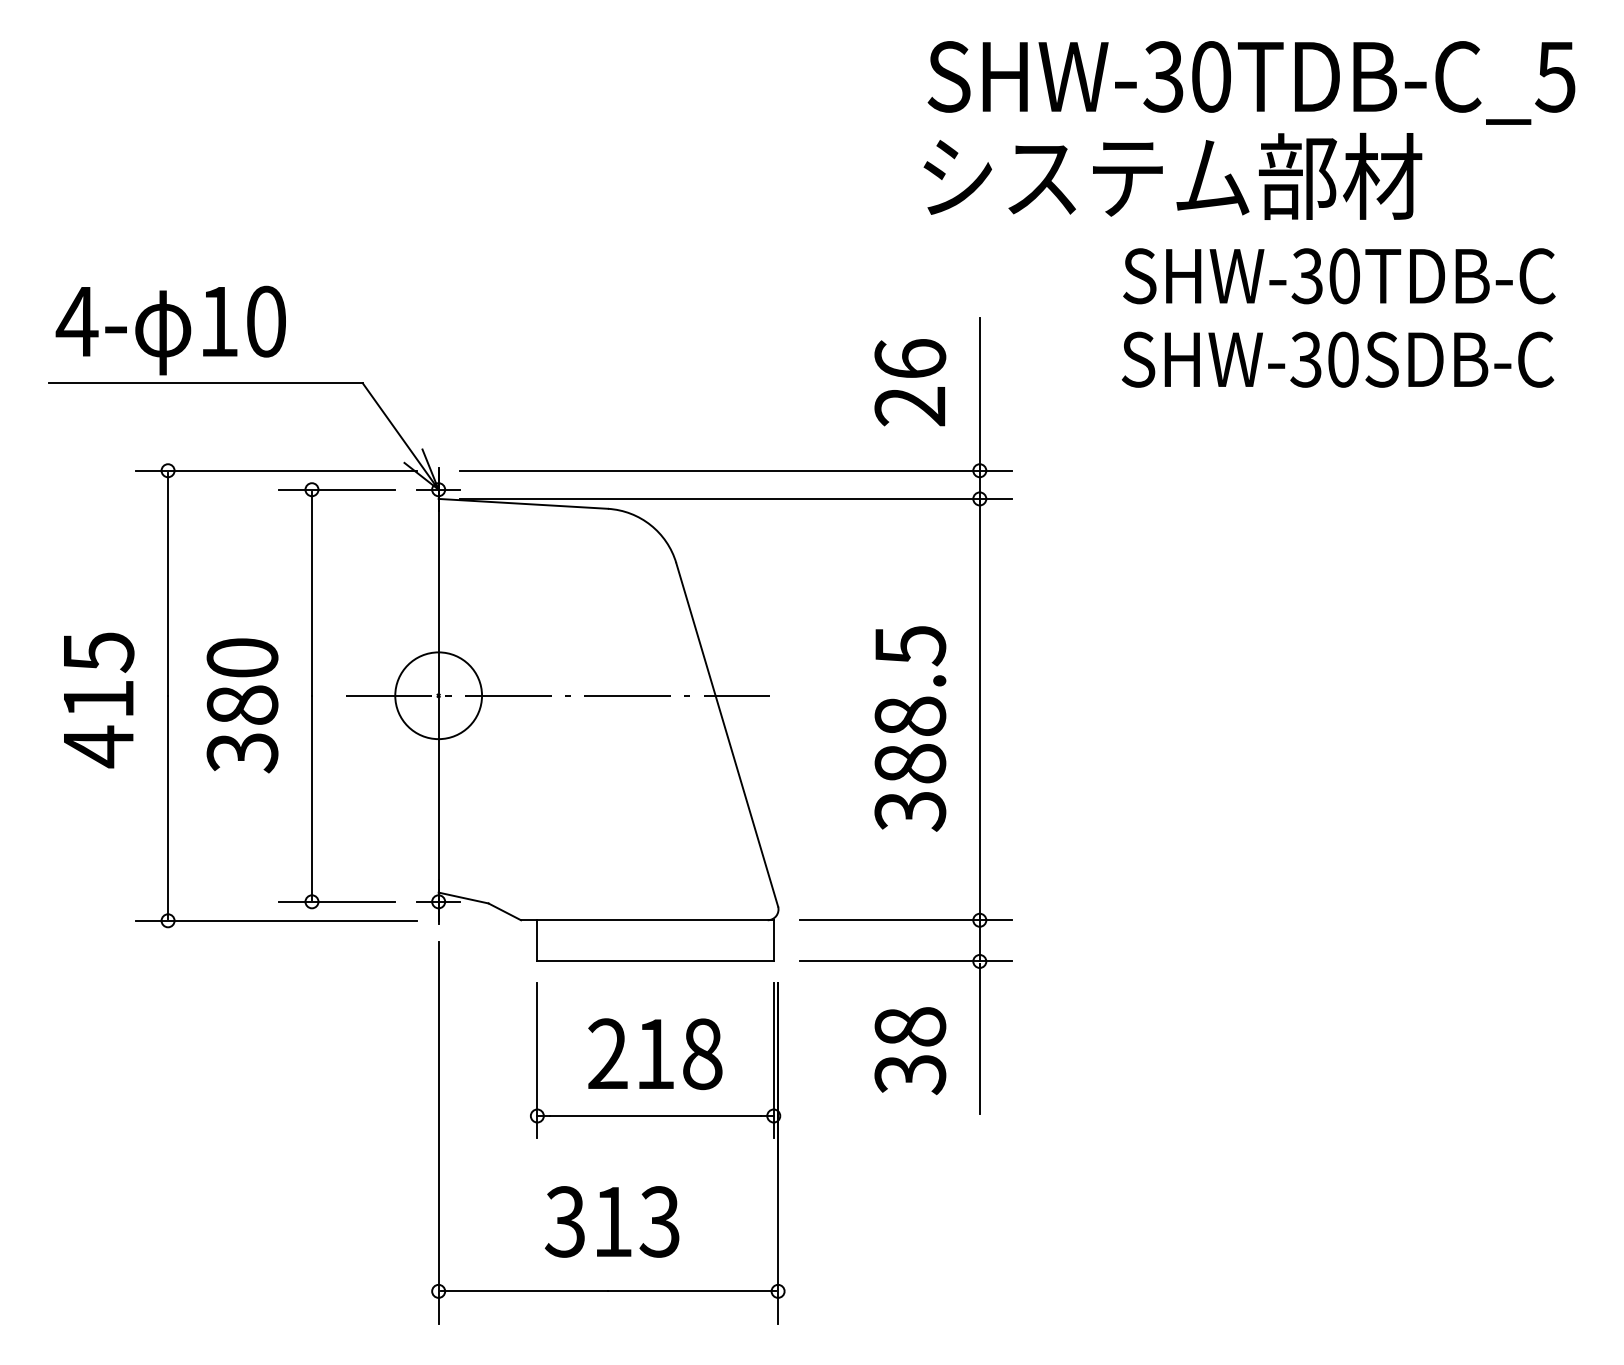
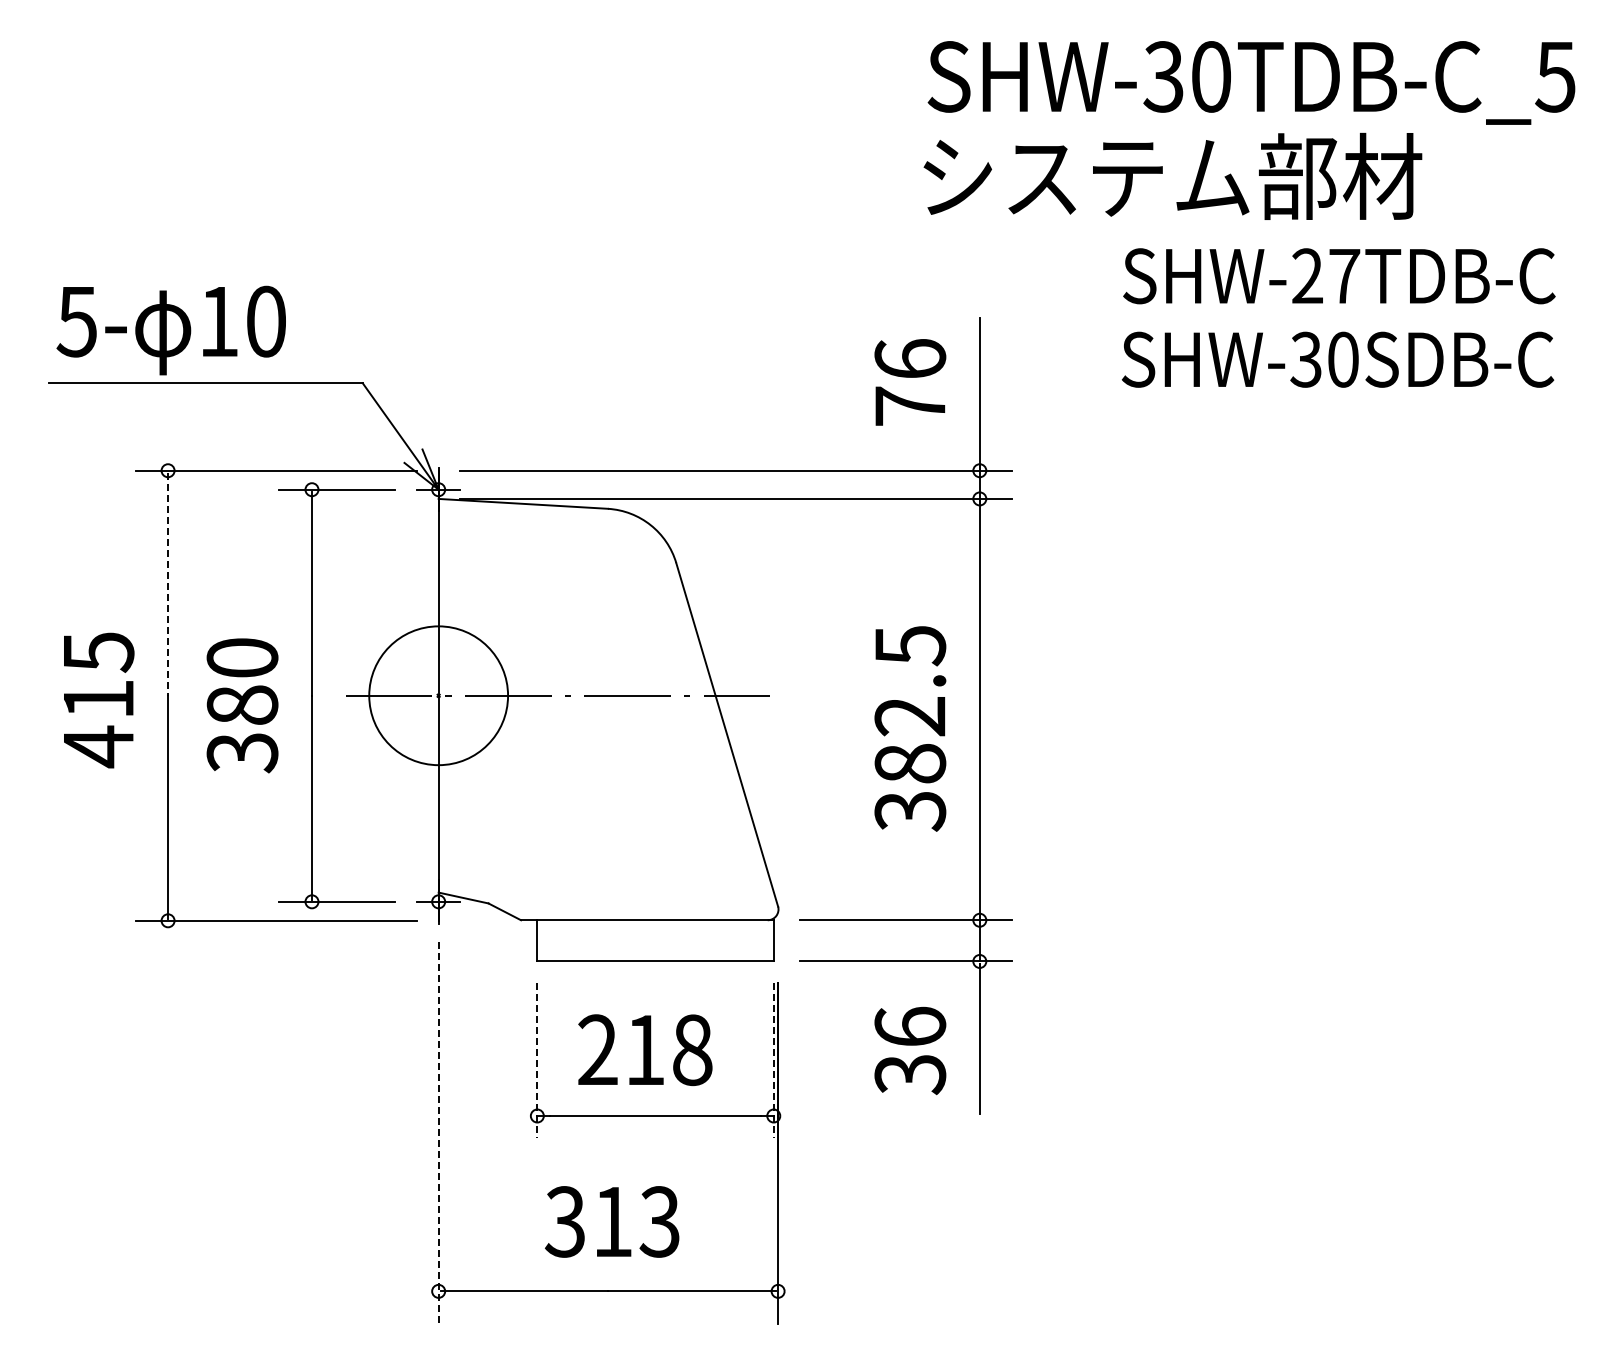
text: SHW-30TDB-C -> SHW-27TDB-C (1325, 276)
text: 4- -> 5- (76, 322)
text: 26 -> 76 (909, 406)
line: solid -> dashed (168, 584)
circle diameter: 87 px -> 139 px (438, 695)
text: 388.5 -> 382.5 (910, 716)
text: 38 -> 36 (910, 1026)
text position: (655, 1053) -> (645, 1049) (645, 1049)
line: solid -> dashed (537, 1060)
line: solid -> dashed (773, 1060)
line: solid -> dashed (438, 1133)
